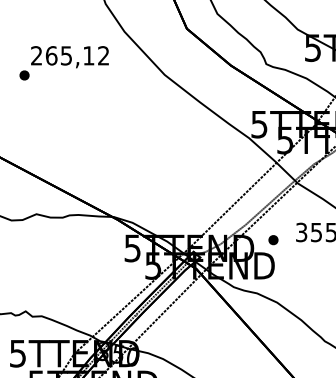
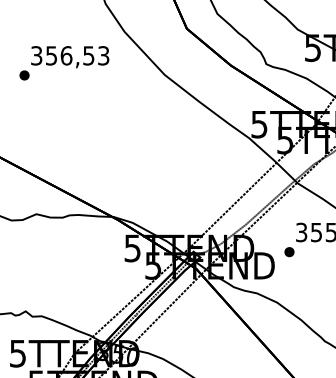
text: 265,12 -> 356,53 (70, 55)
part position: (273, 240) -> (289, 252) (289, 252)
